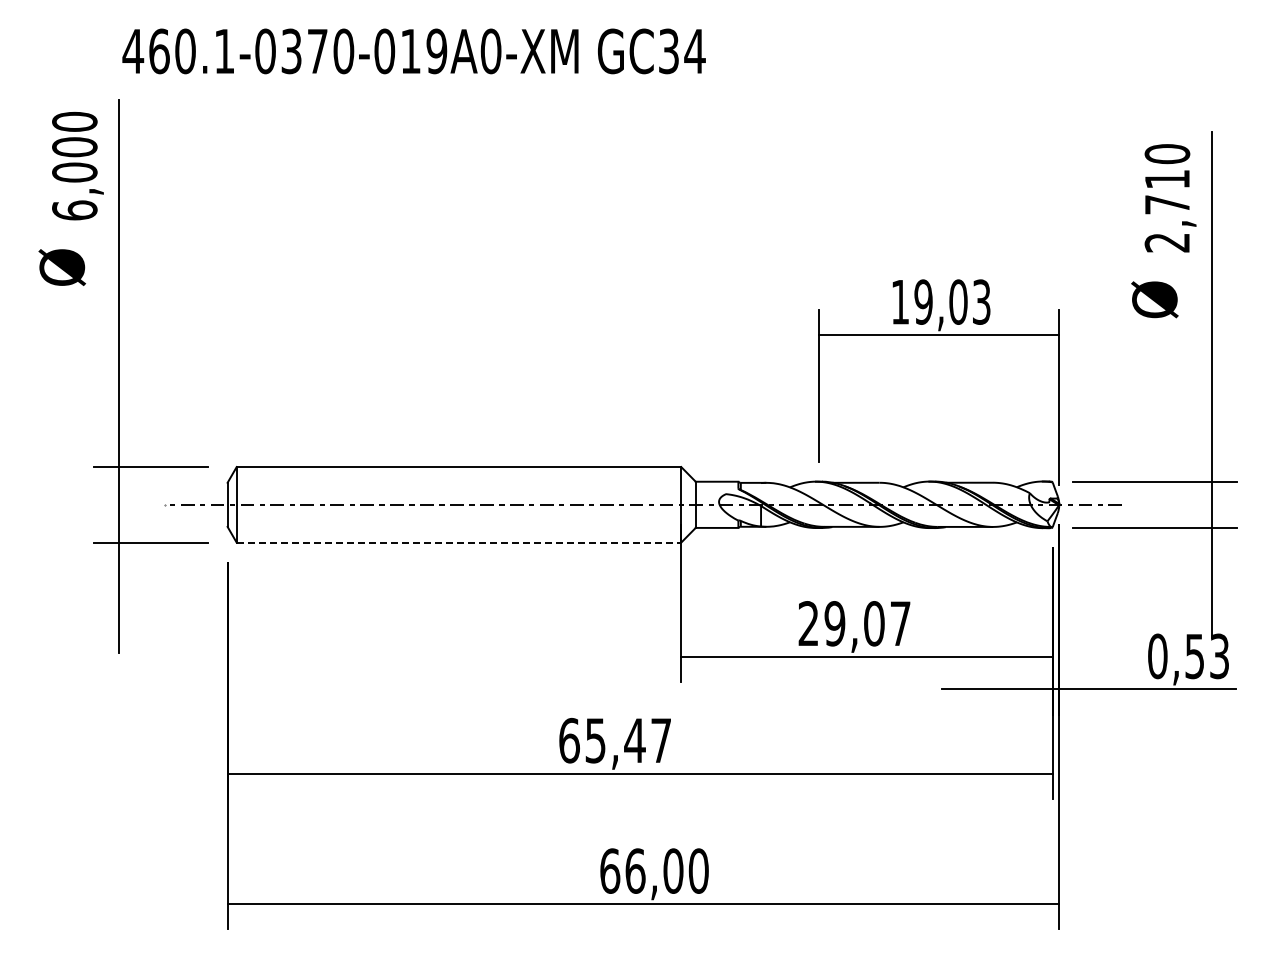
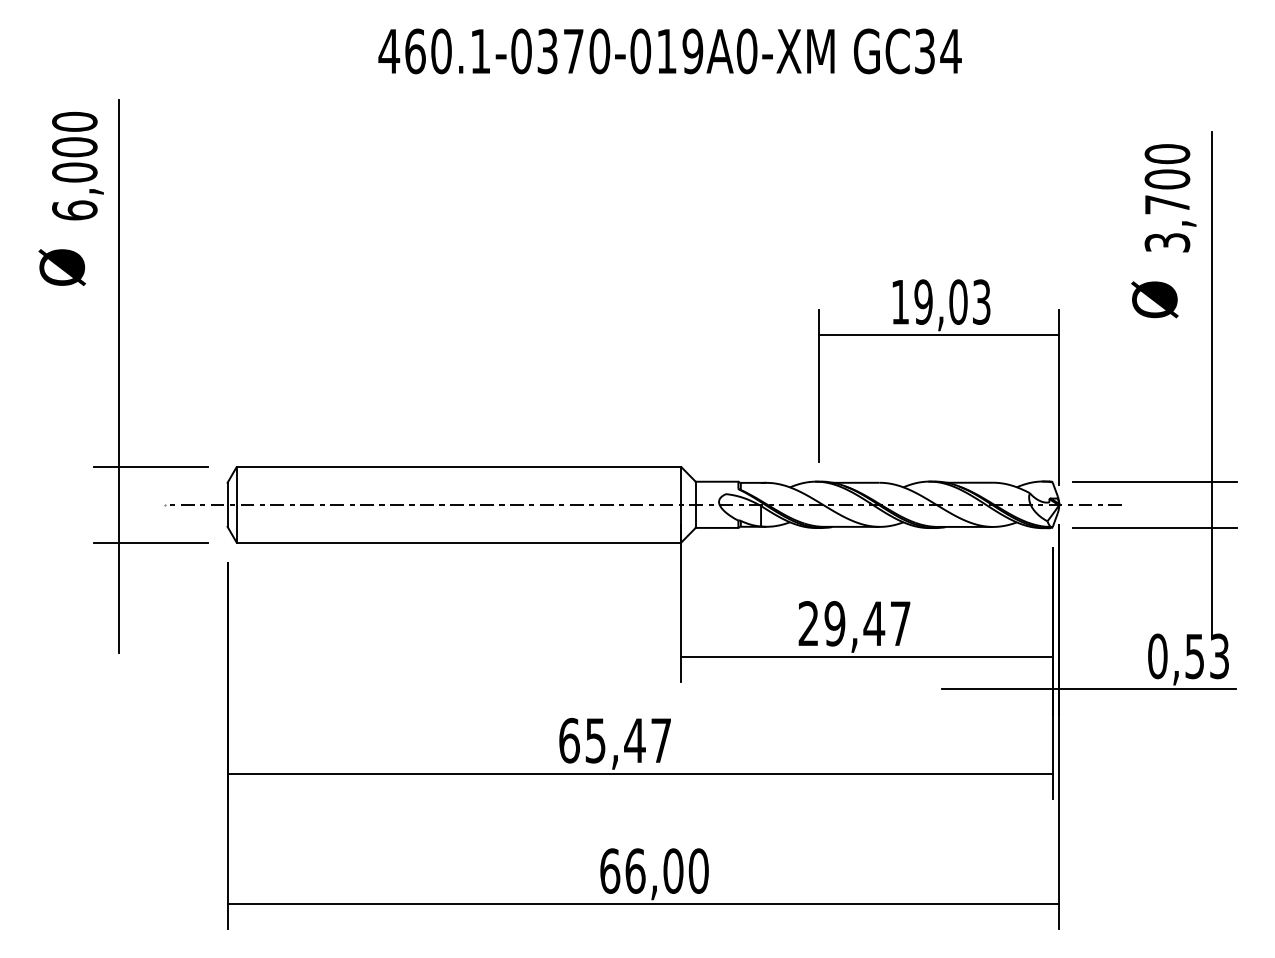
text position: (413, 51) -> (669, 51) (669, 51)
text: 2,710 -> 3,700 (1167, 210)
line: dashed -> solid (459, 542)
text: 29,07 -> 29,47 (874, 623)
